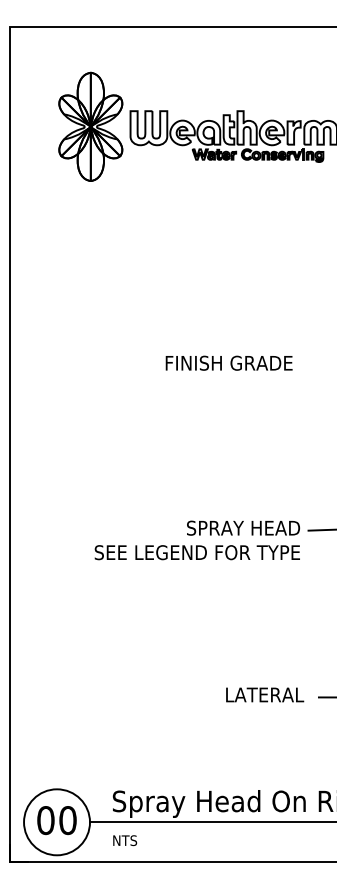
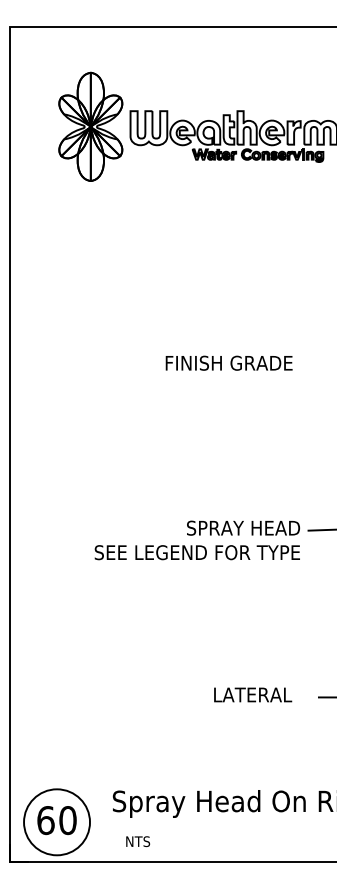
text position: (265, 694) -> (253, 694) (253, 694)
text: 00 -> 60 (45, 820)
line: present -> none (211, 822)
text position: (125, 840) -> (138, 841) (138, 841)
